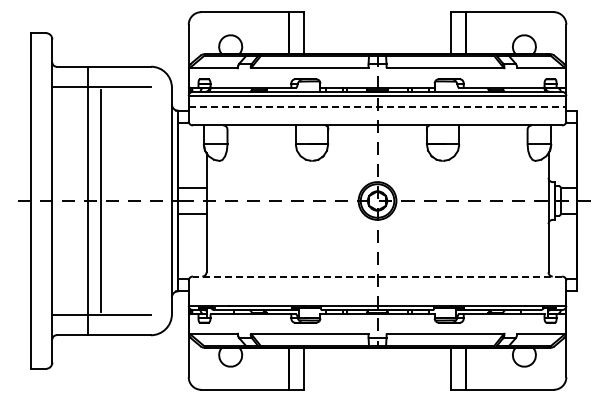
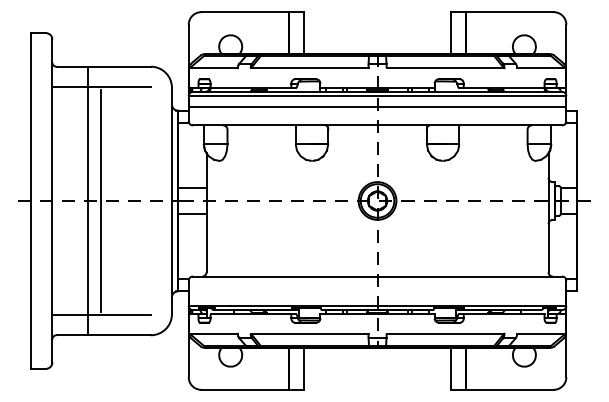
line: dashed -> solid (377, 106)
line: dashed -> solid (377, 276)
